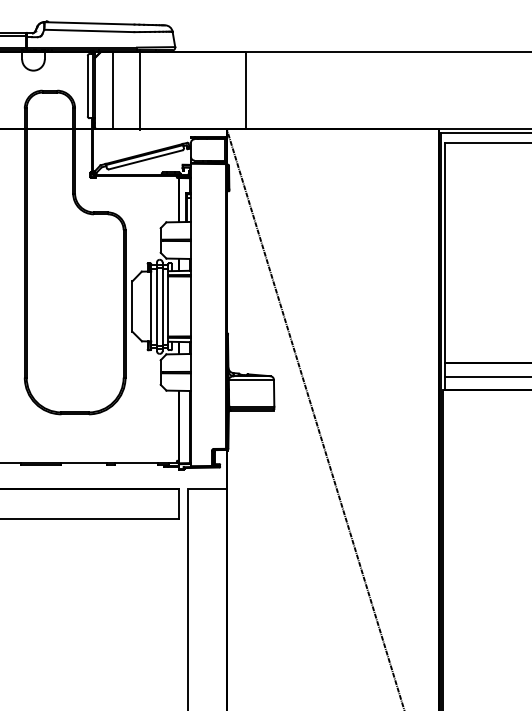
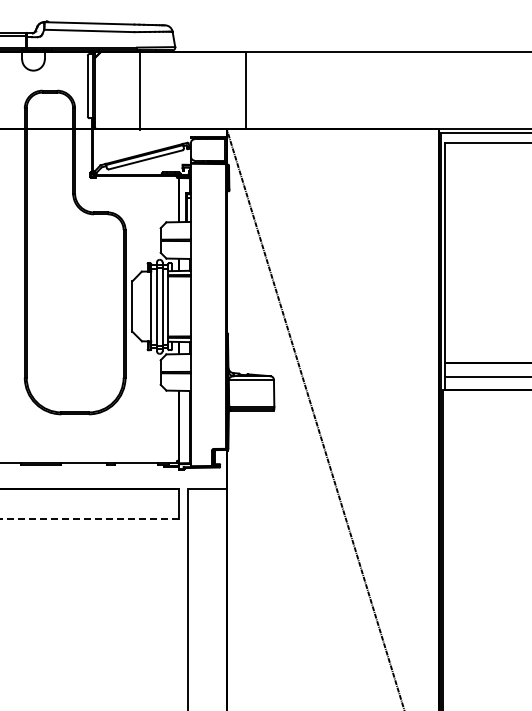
line: present -> none (112, 90)
line: solid -> dashed (89, 519)
